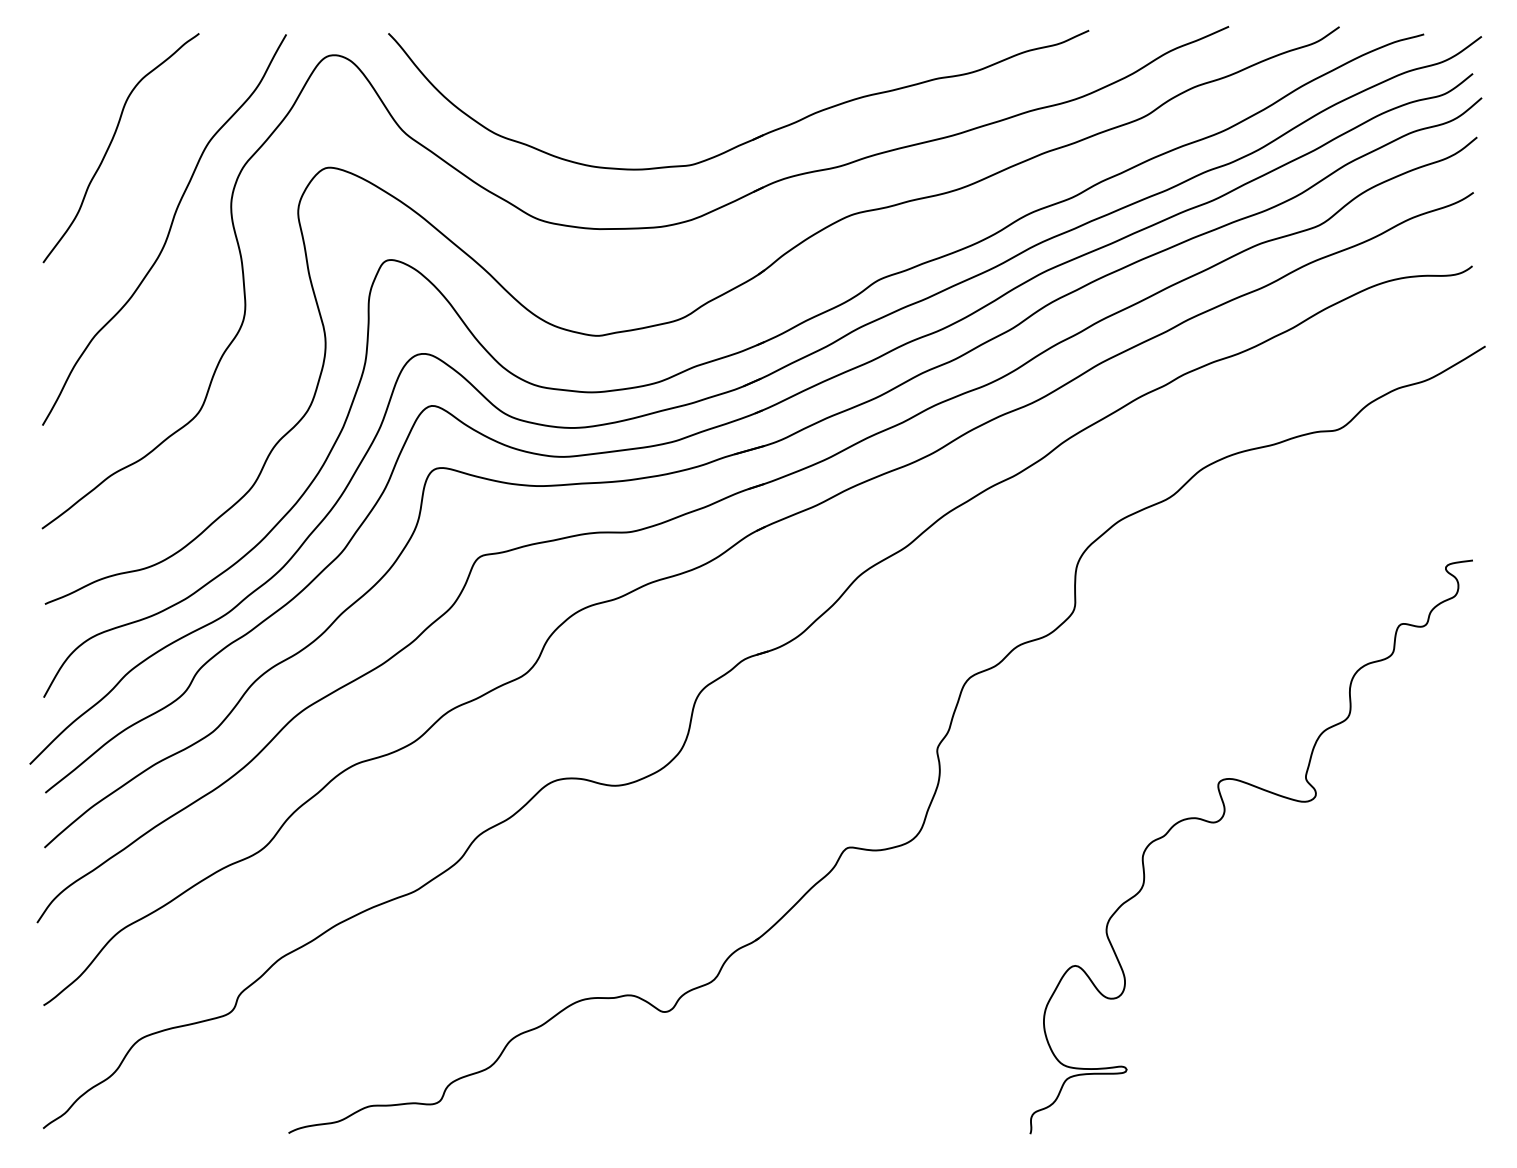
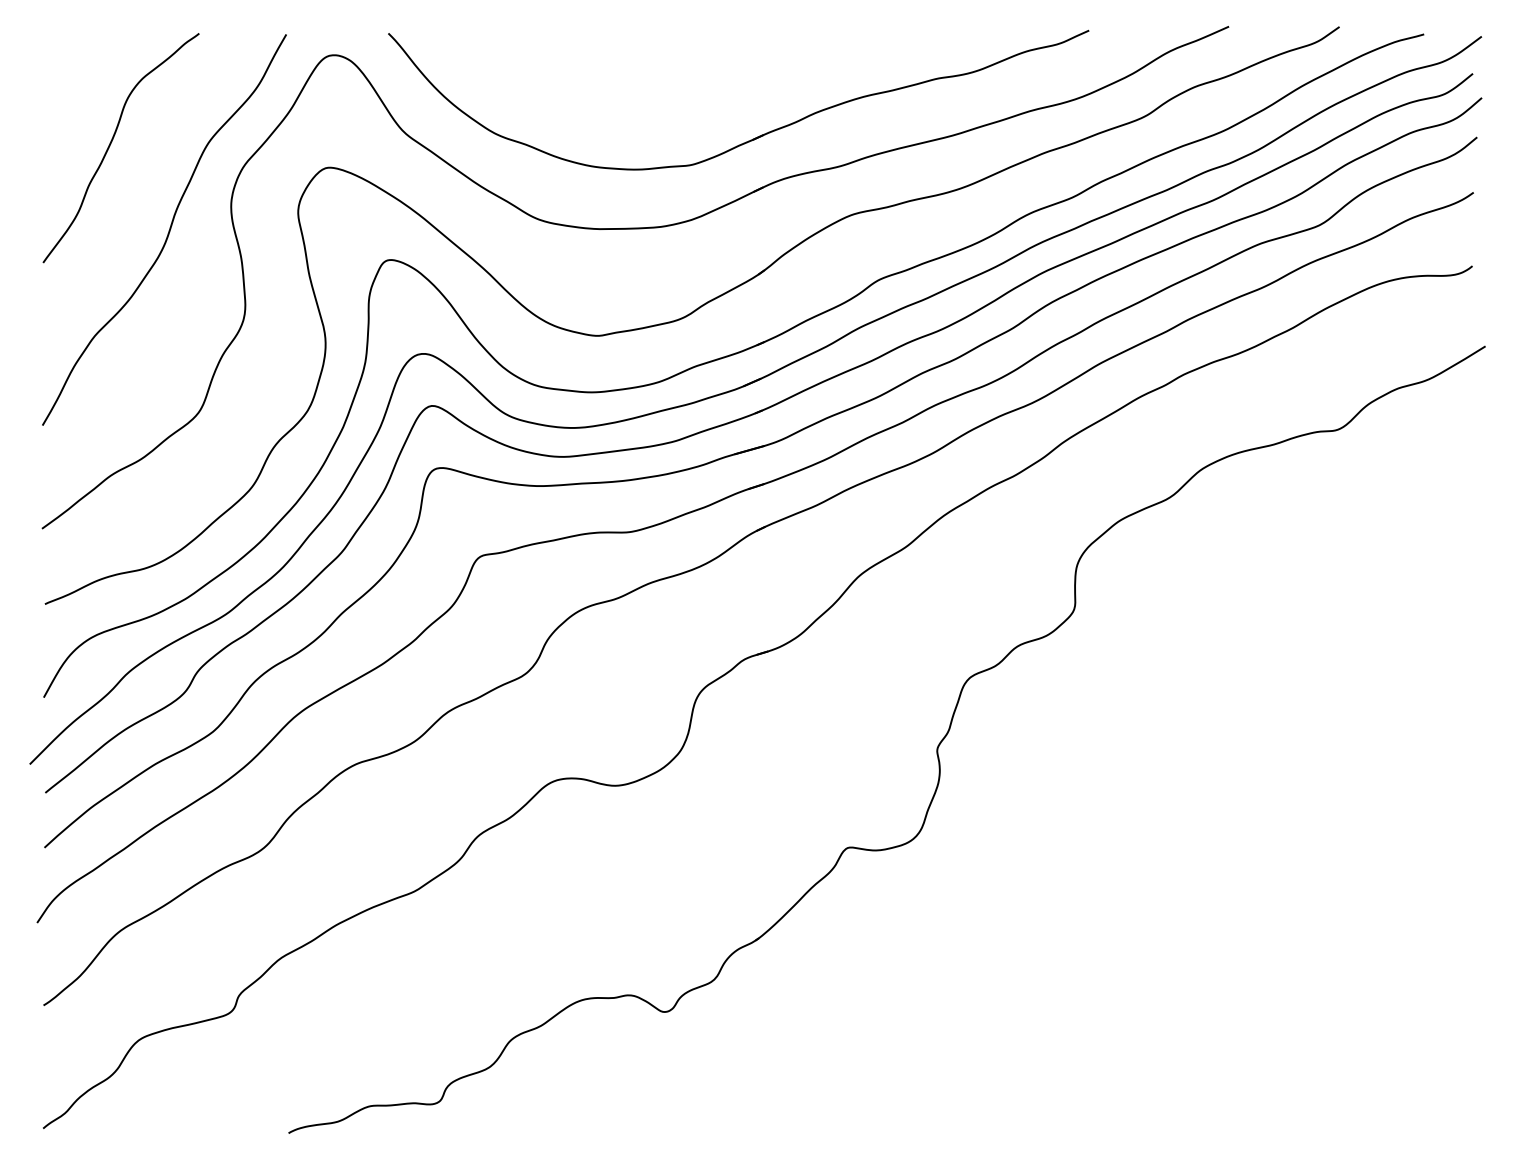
curve: present -> none (1222, 818)
